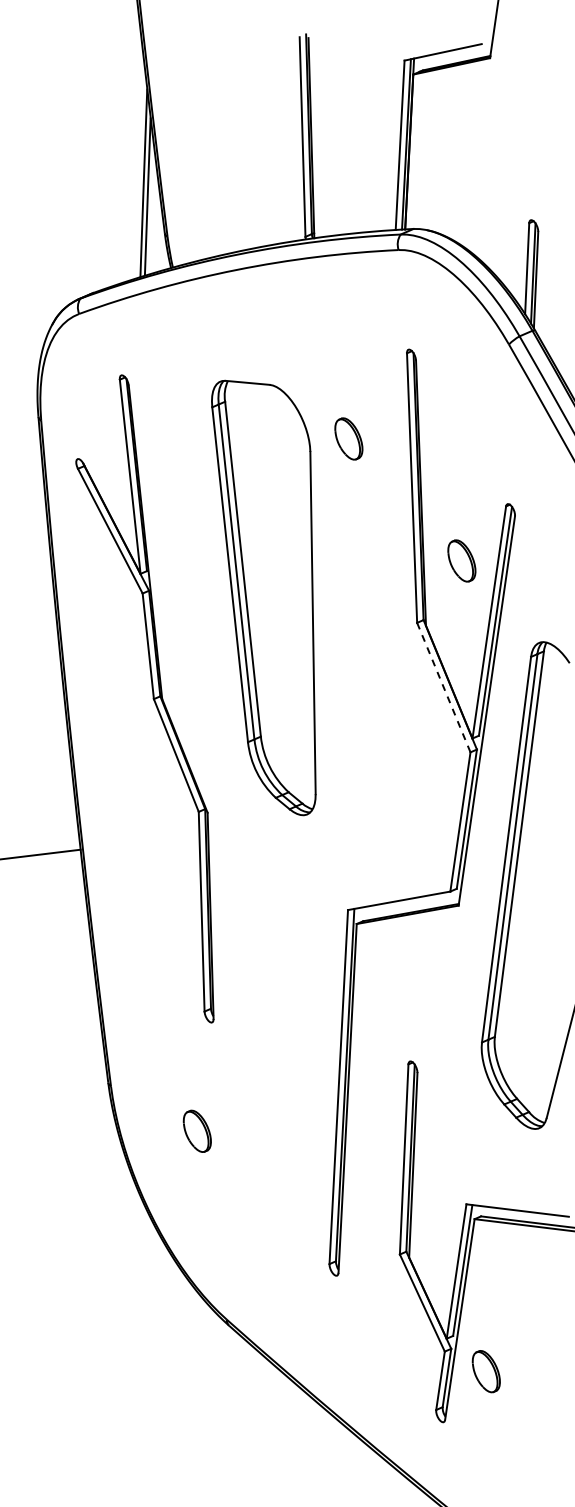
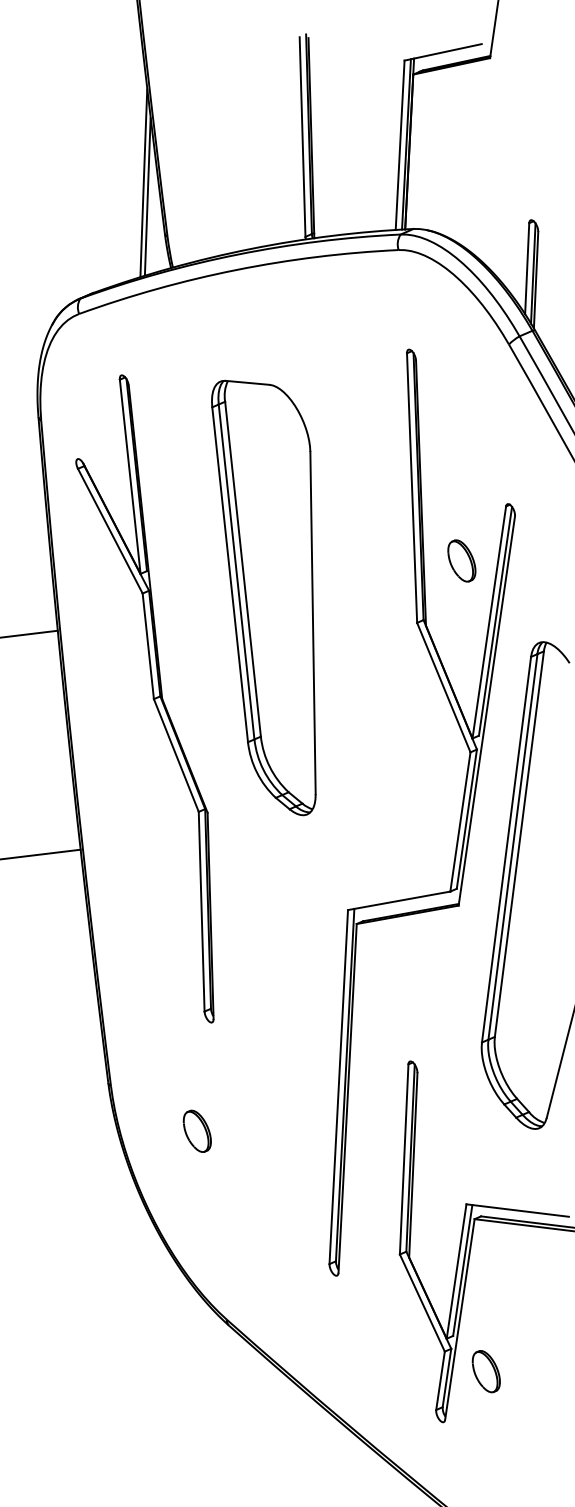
part: present -> none (348, 438)
line: none -> present (29, 633)
line: dashed -> solid (444, 688)
